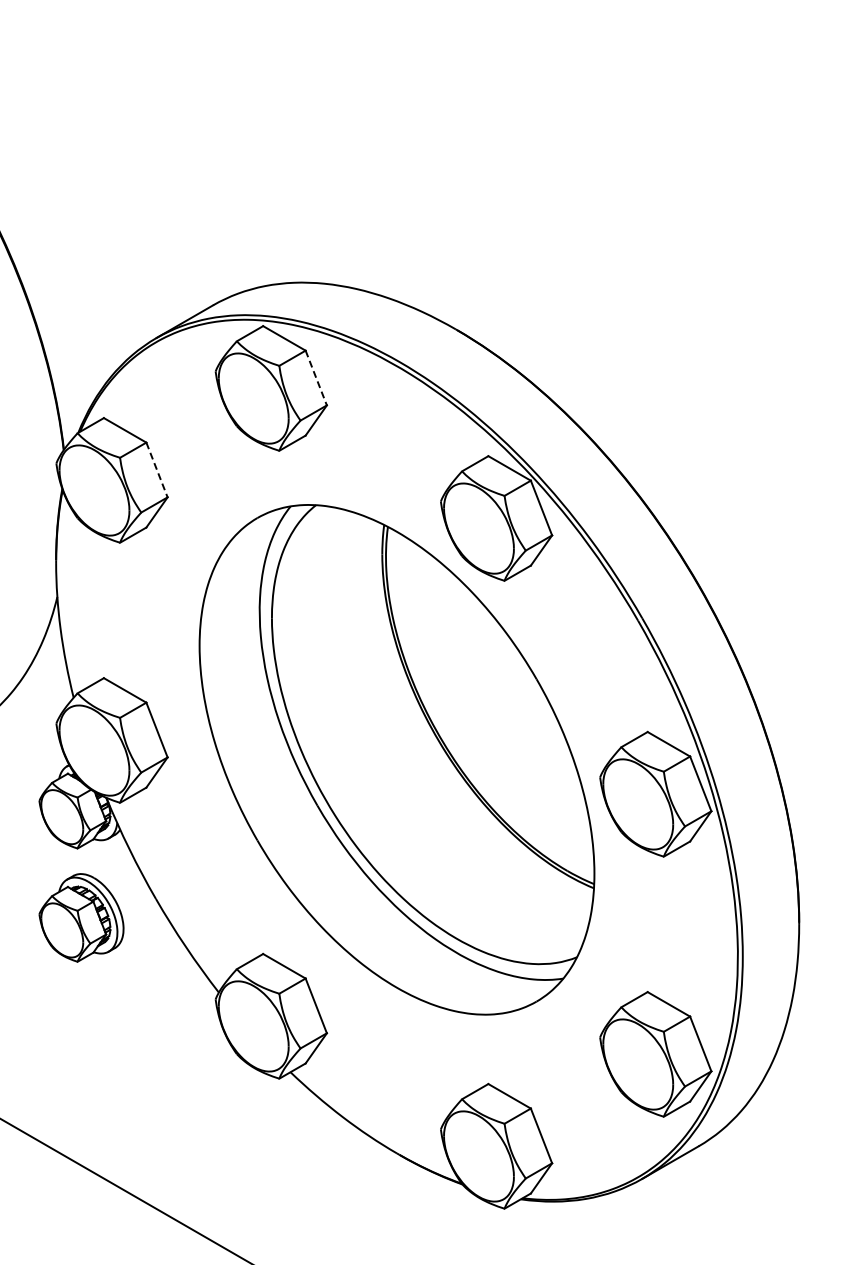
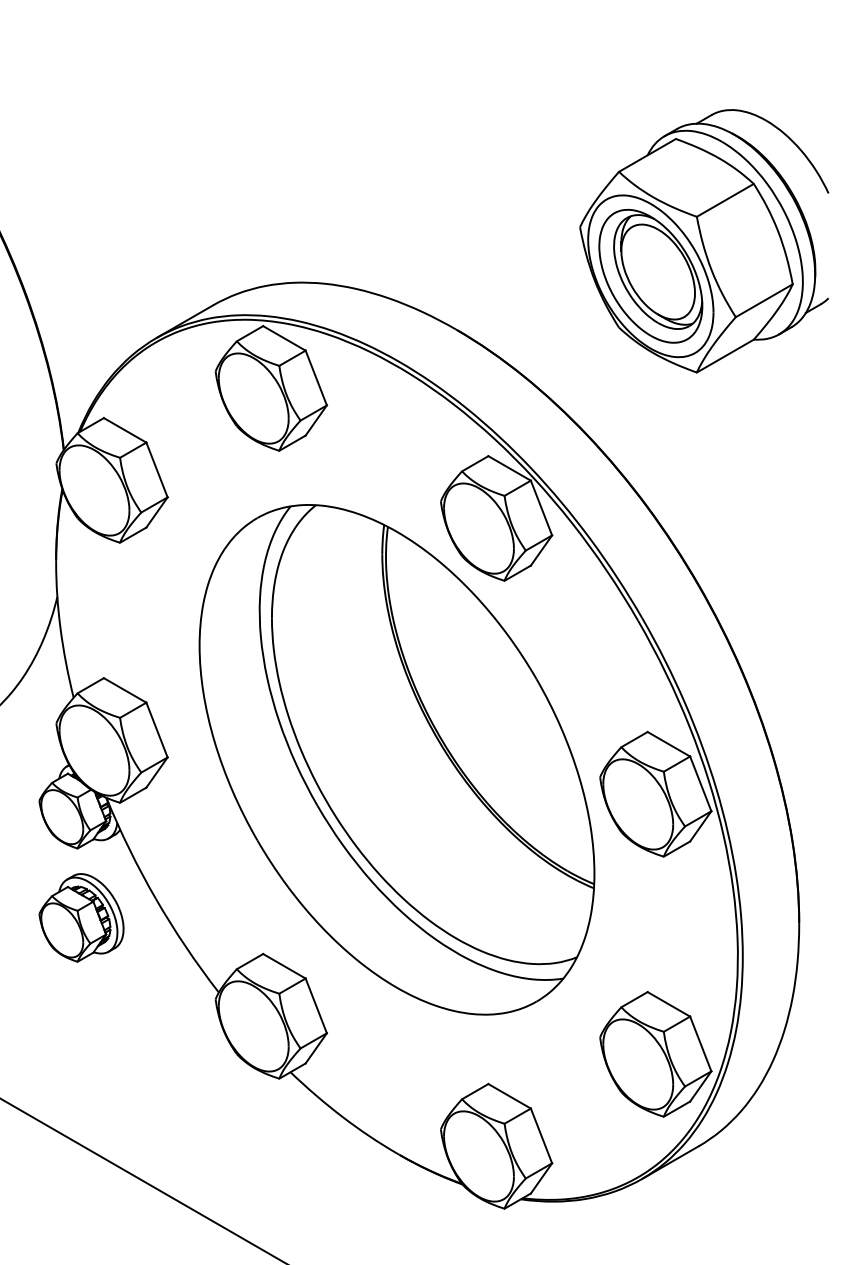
part: none -> present (704, 241)
line: dashed -> solid (316, 378)
line: dashed -> solid (157, 470)
line position: (124, 1190) -> (142, 1180) (142, 1180)
